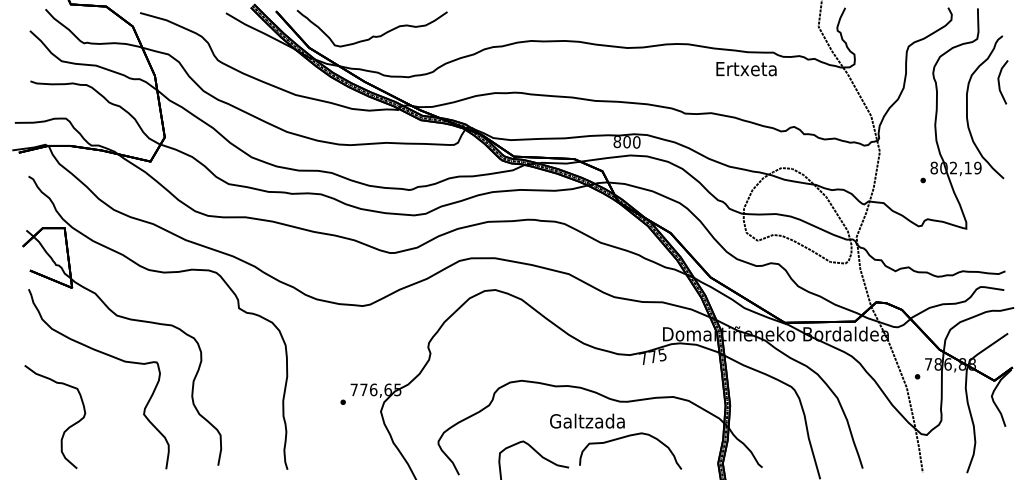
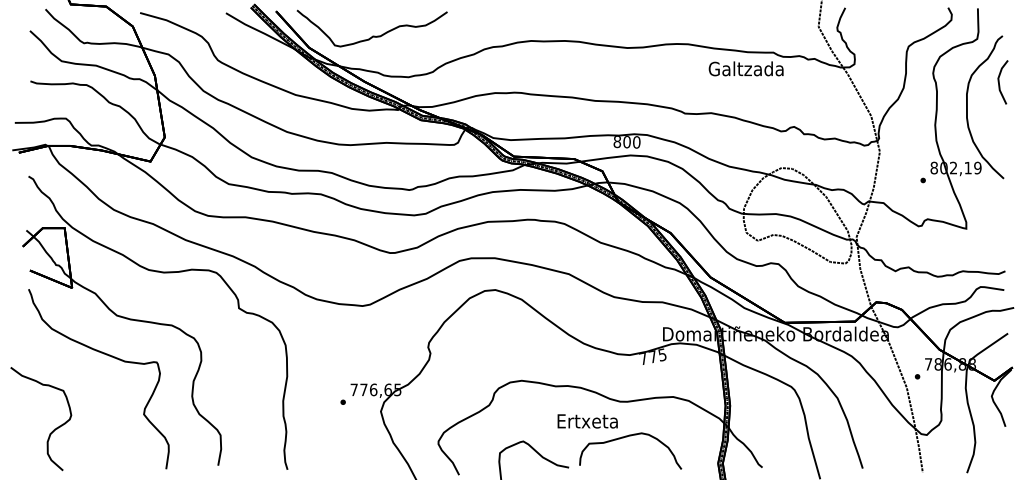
text: Ertxeta -> Galtzada (745, 68)
text: Galtzada -> Ertxeta (587, 420)
curve position: (66, 428) -> (52, 430) (52, 430)
